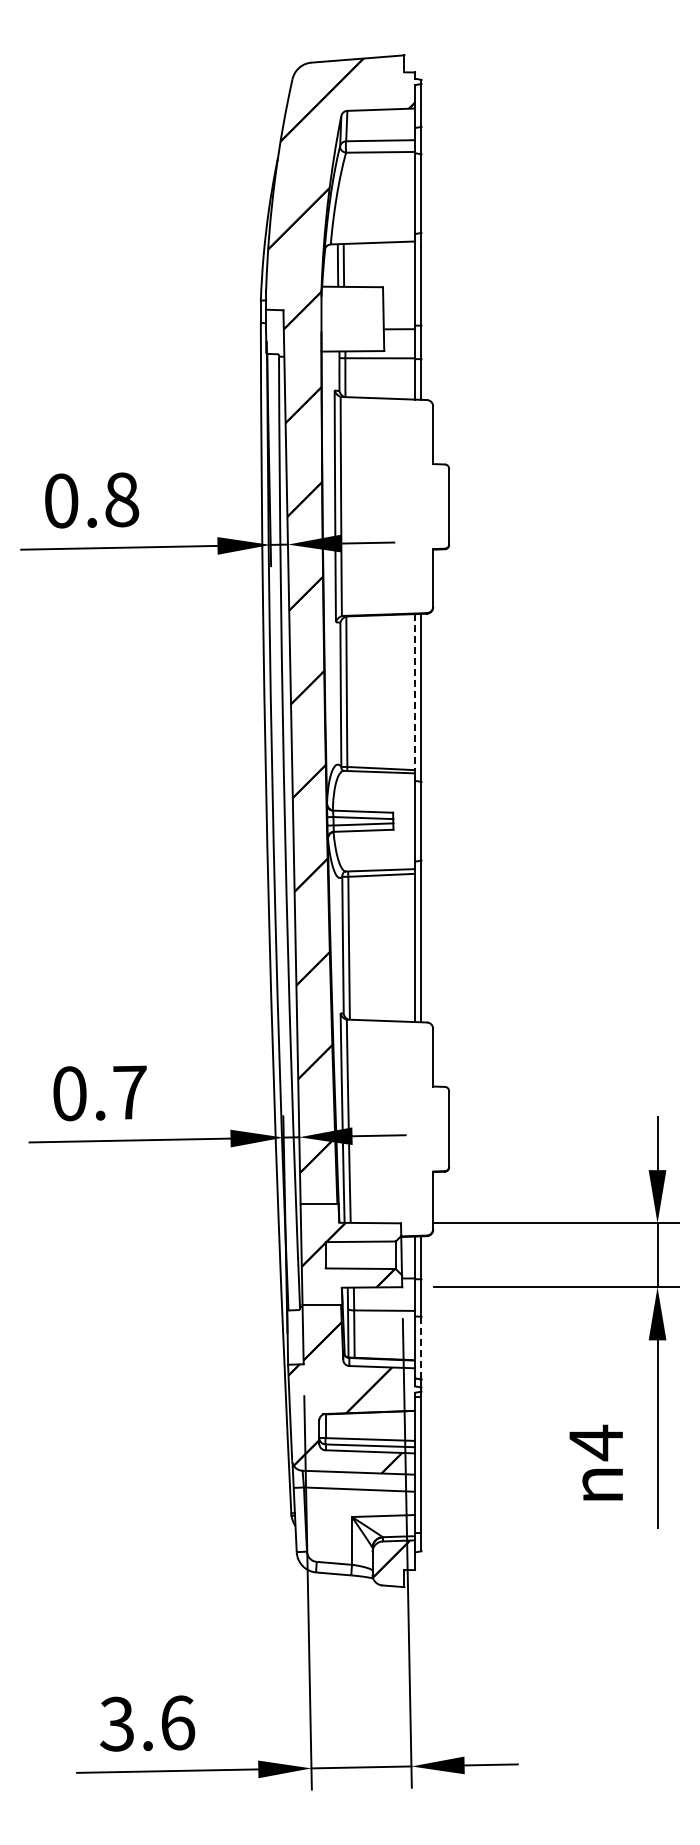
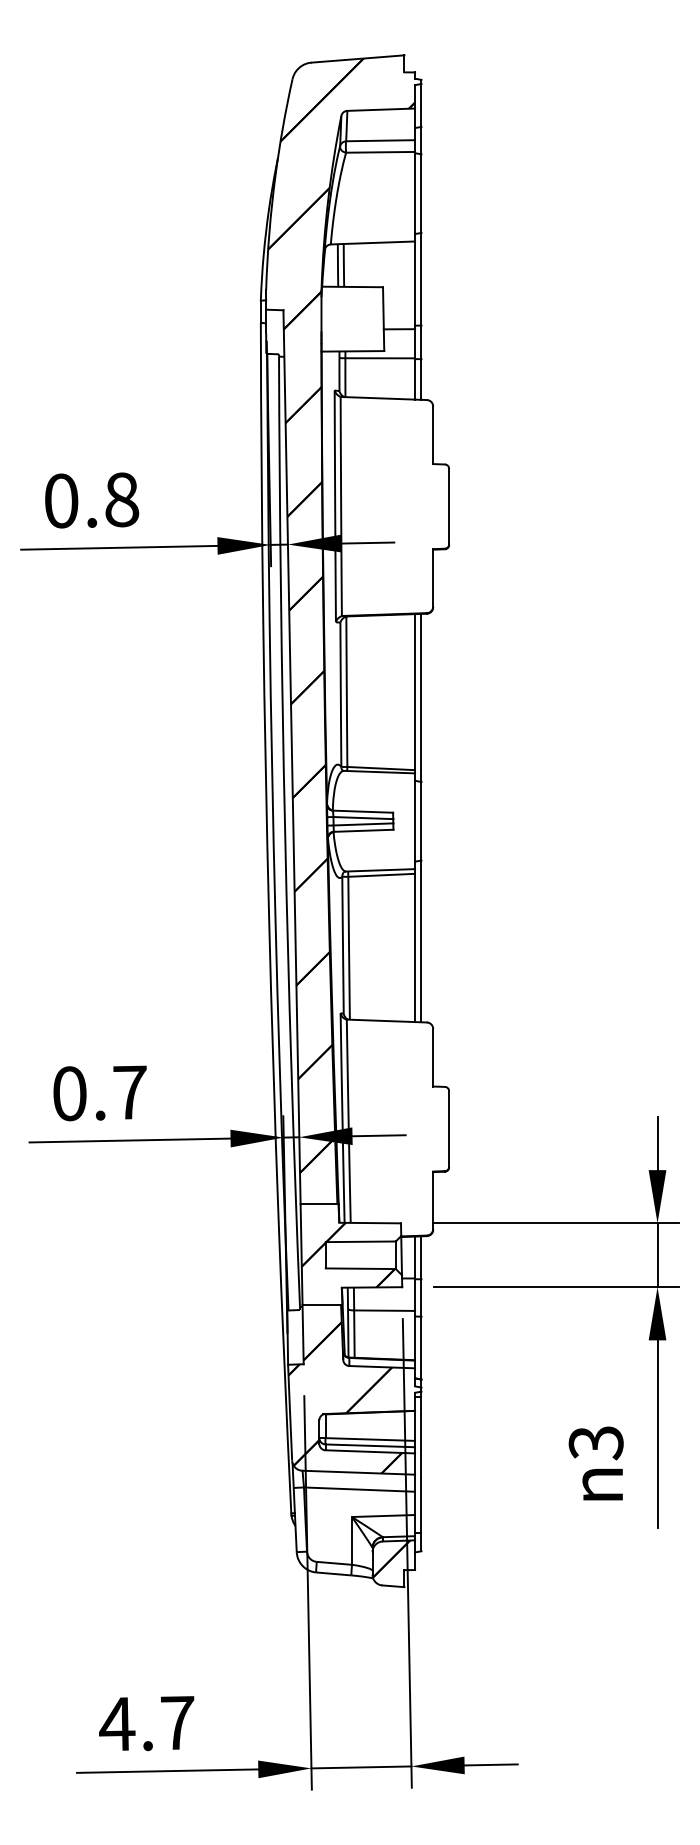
line: dashed -> solid (415, 692)
line: dashed -> solid (421, 1347)
text: 4 -> 3 (595, 1442)
text: 3.6 -> 4.7 (147, 1723)
